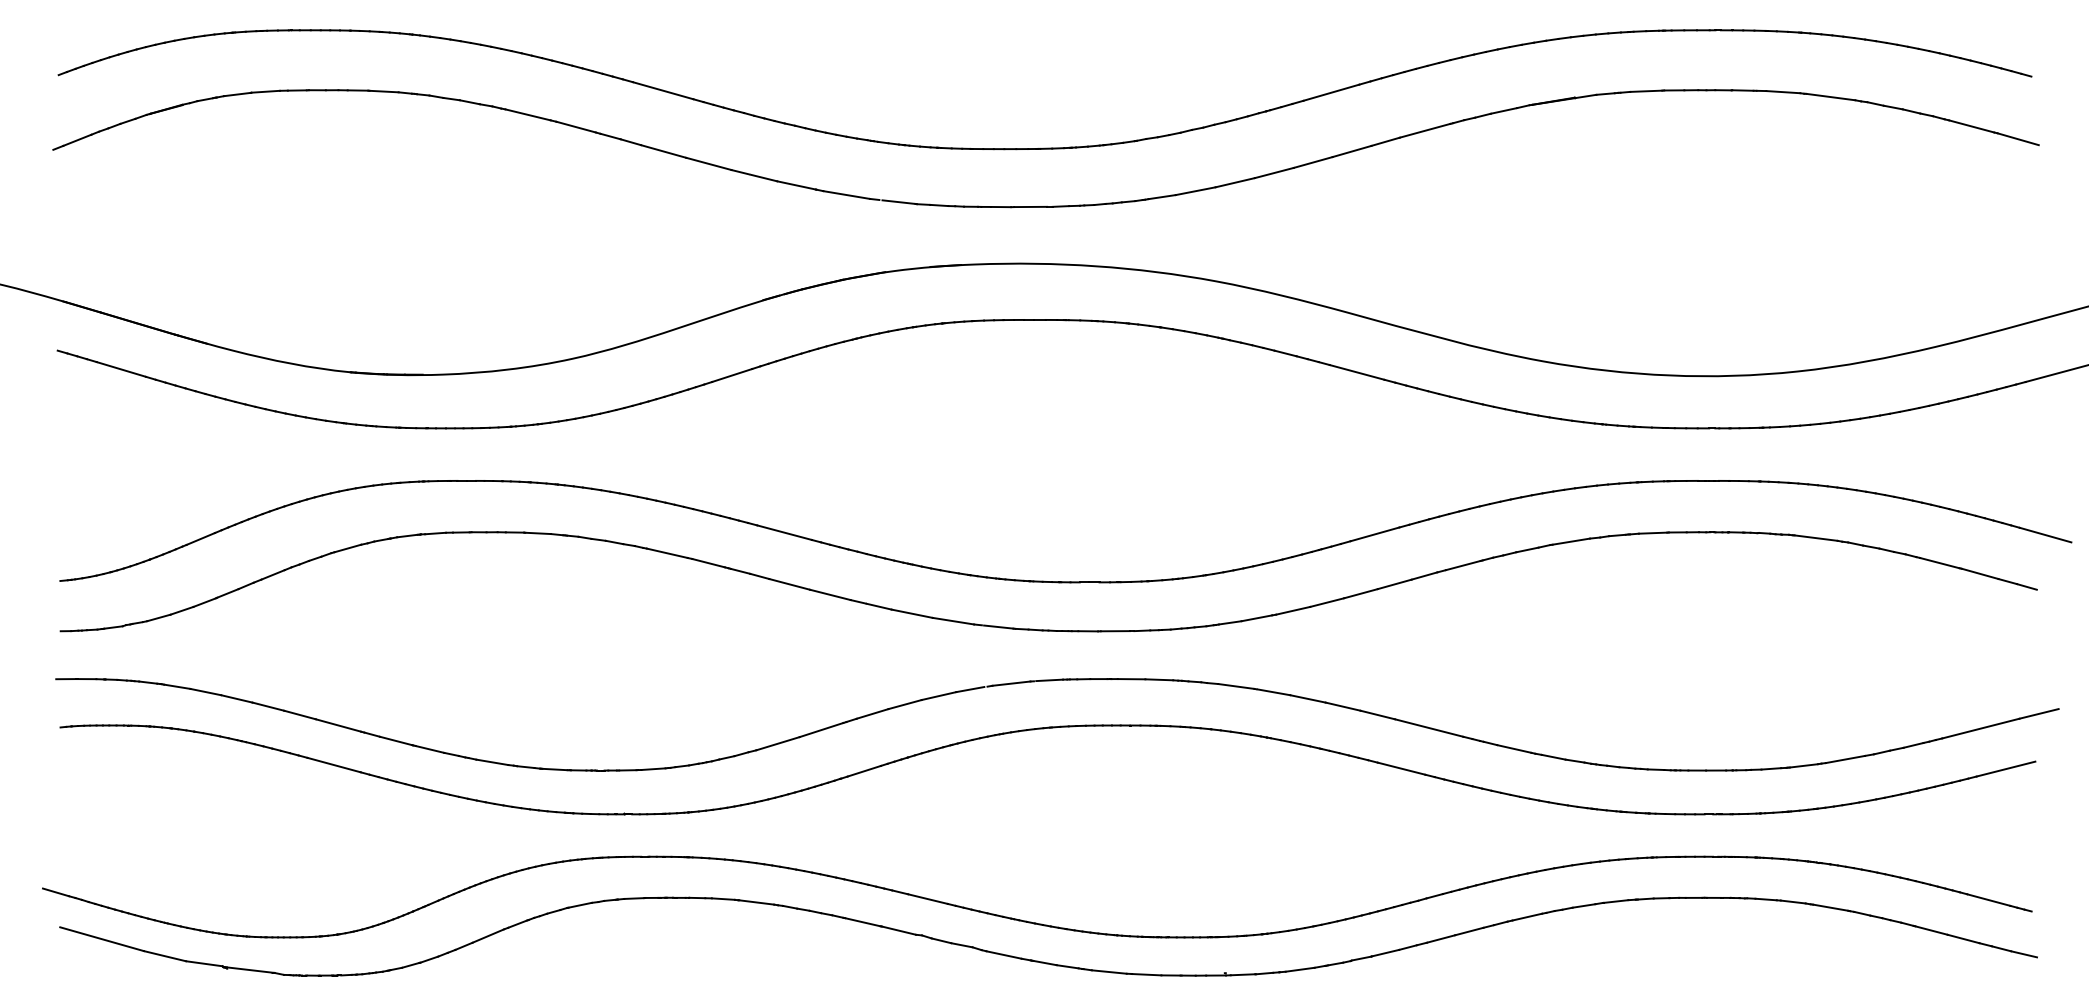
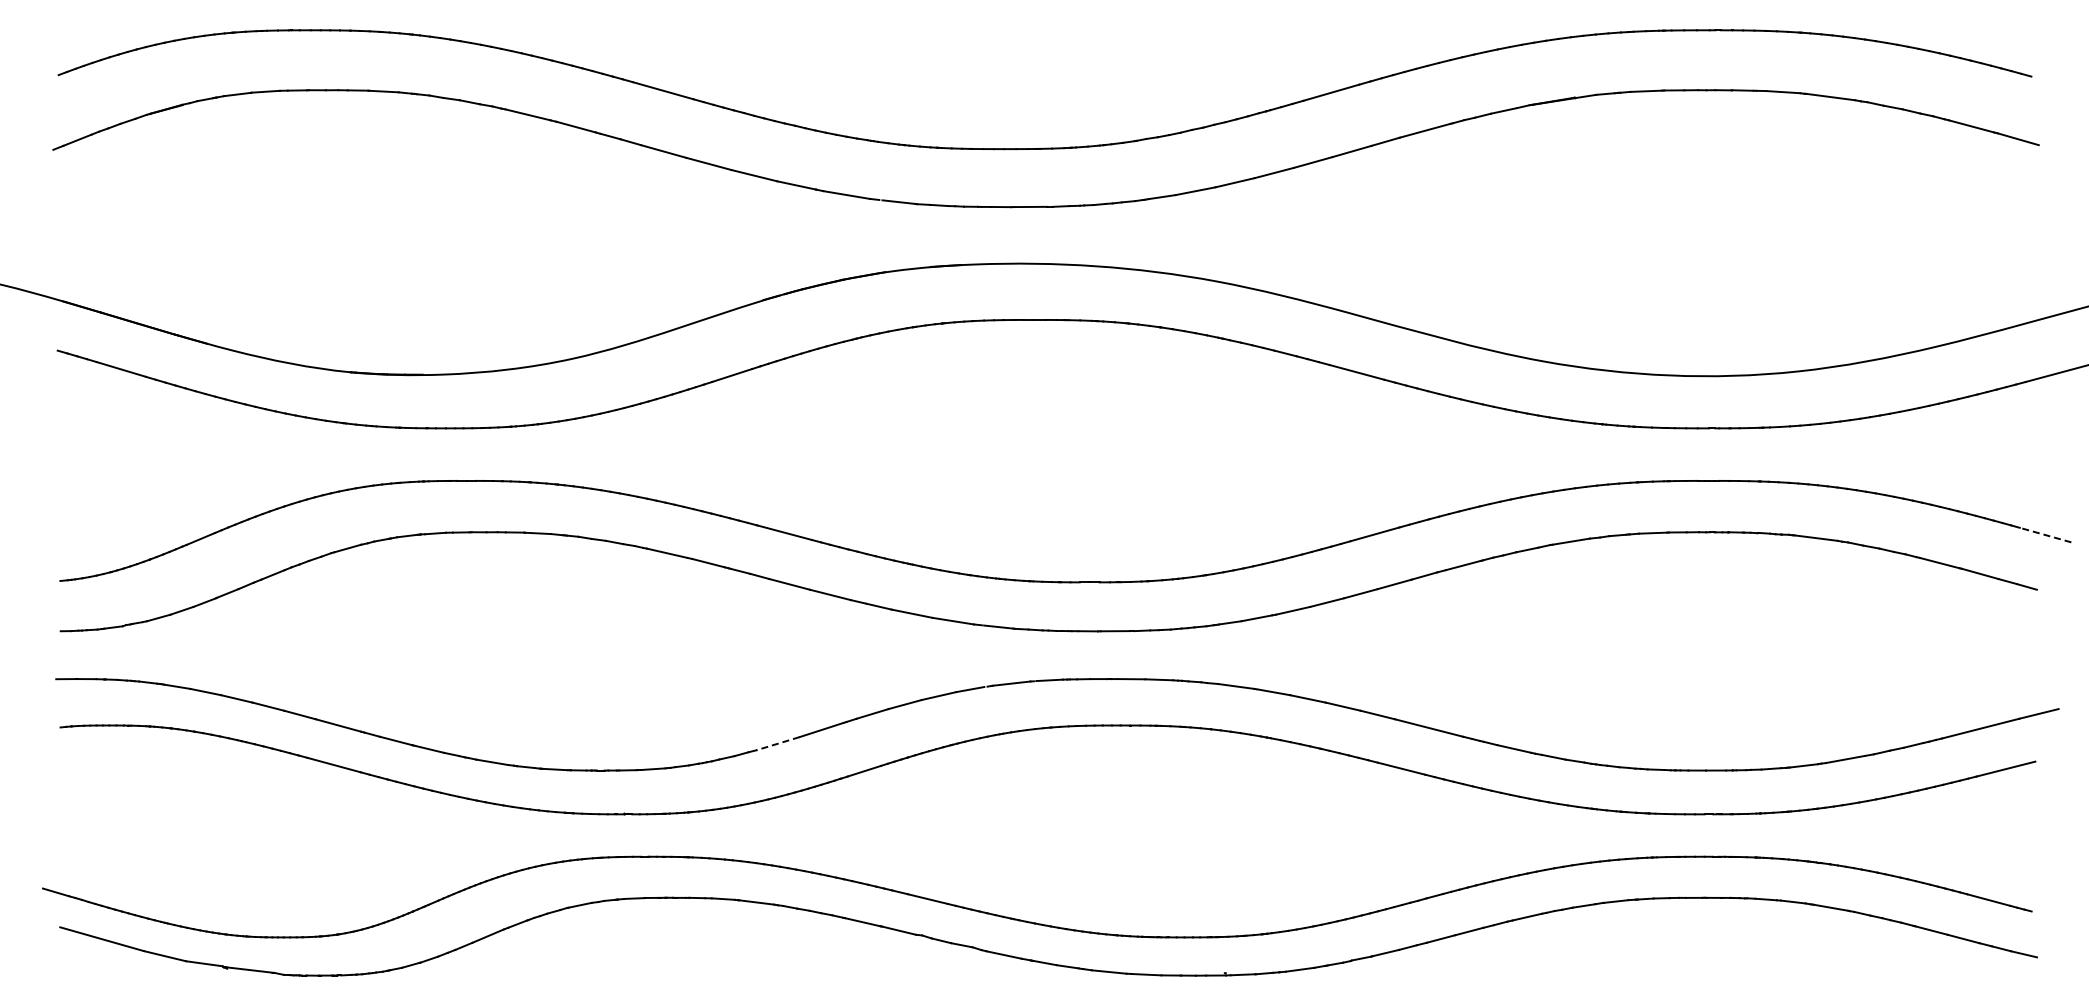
line: solid -> dashed (2045, 535)
line: solid -> dashed (777, 743)
